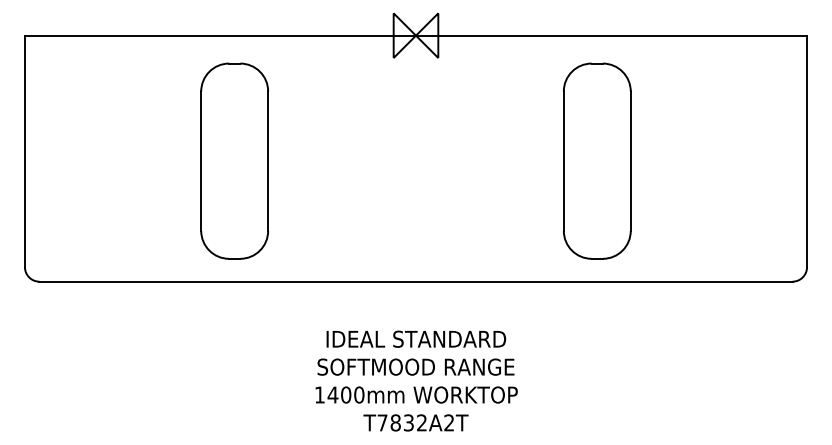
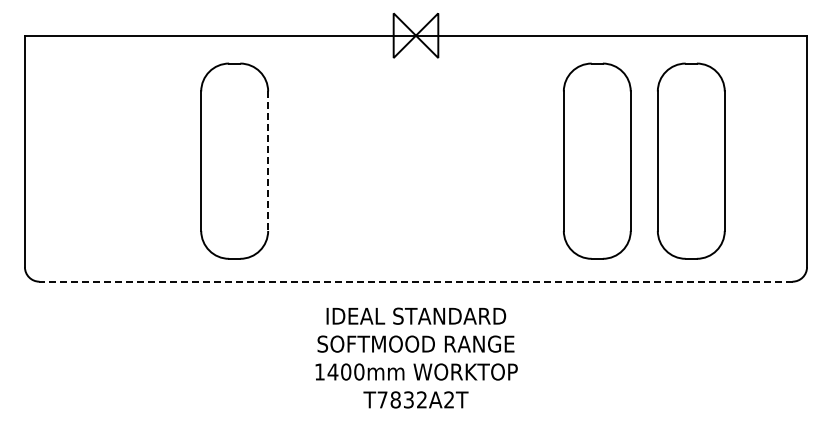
part: none -> present (691, 160)
line: solid -> dashed (268, 161)
line: solid -> dashed (416, 281)
text position: (416, 380) -> (416, 357) (416, 357)
